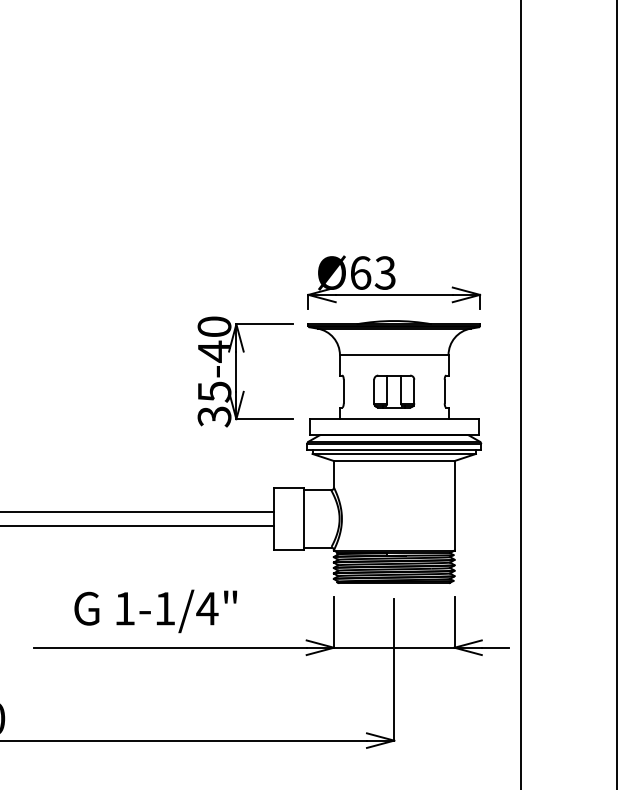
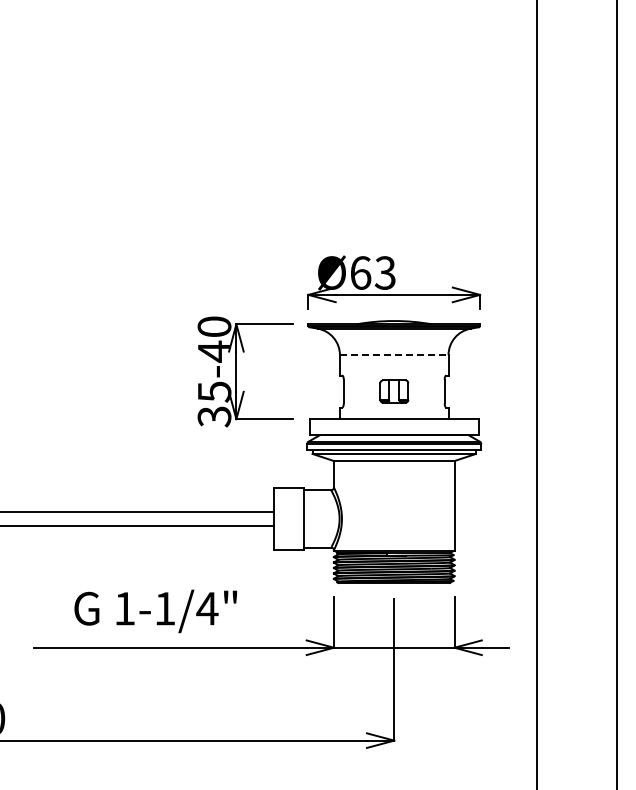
line: solid -> dashed (394, 355)
part size: 43x35 px -> 31x25 px (394, 391)
line position: (520, 394) -> (536, 394) (536, 394)
